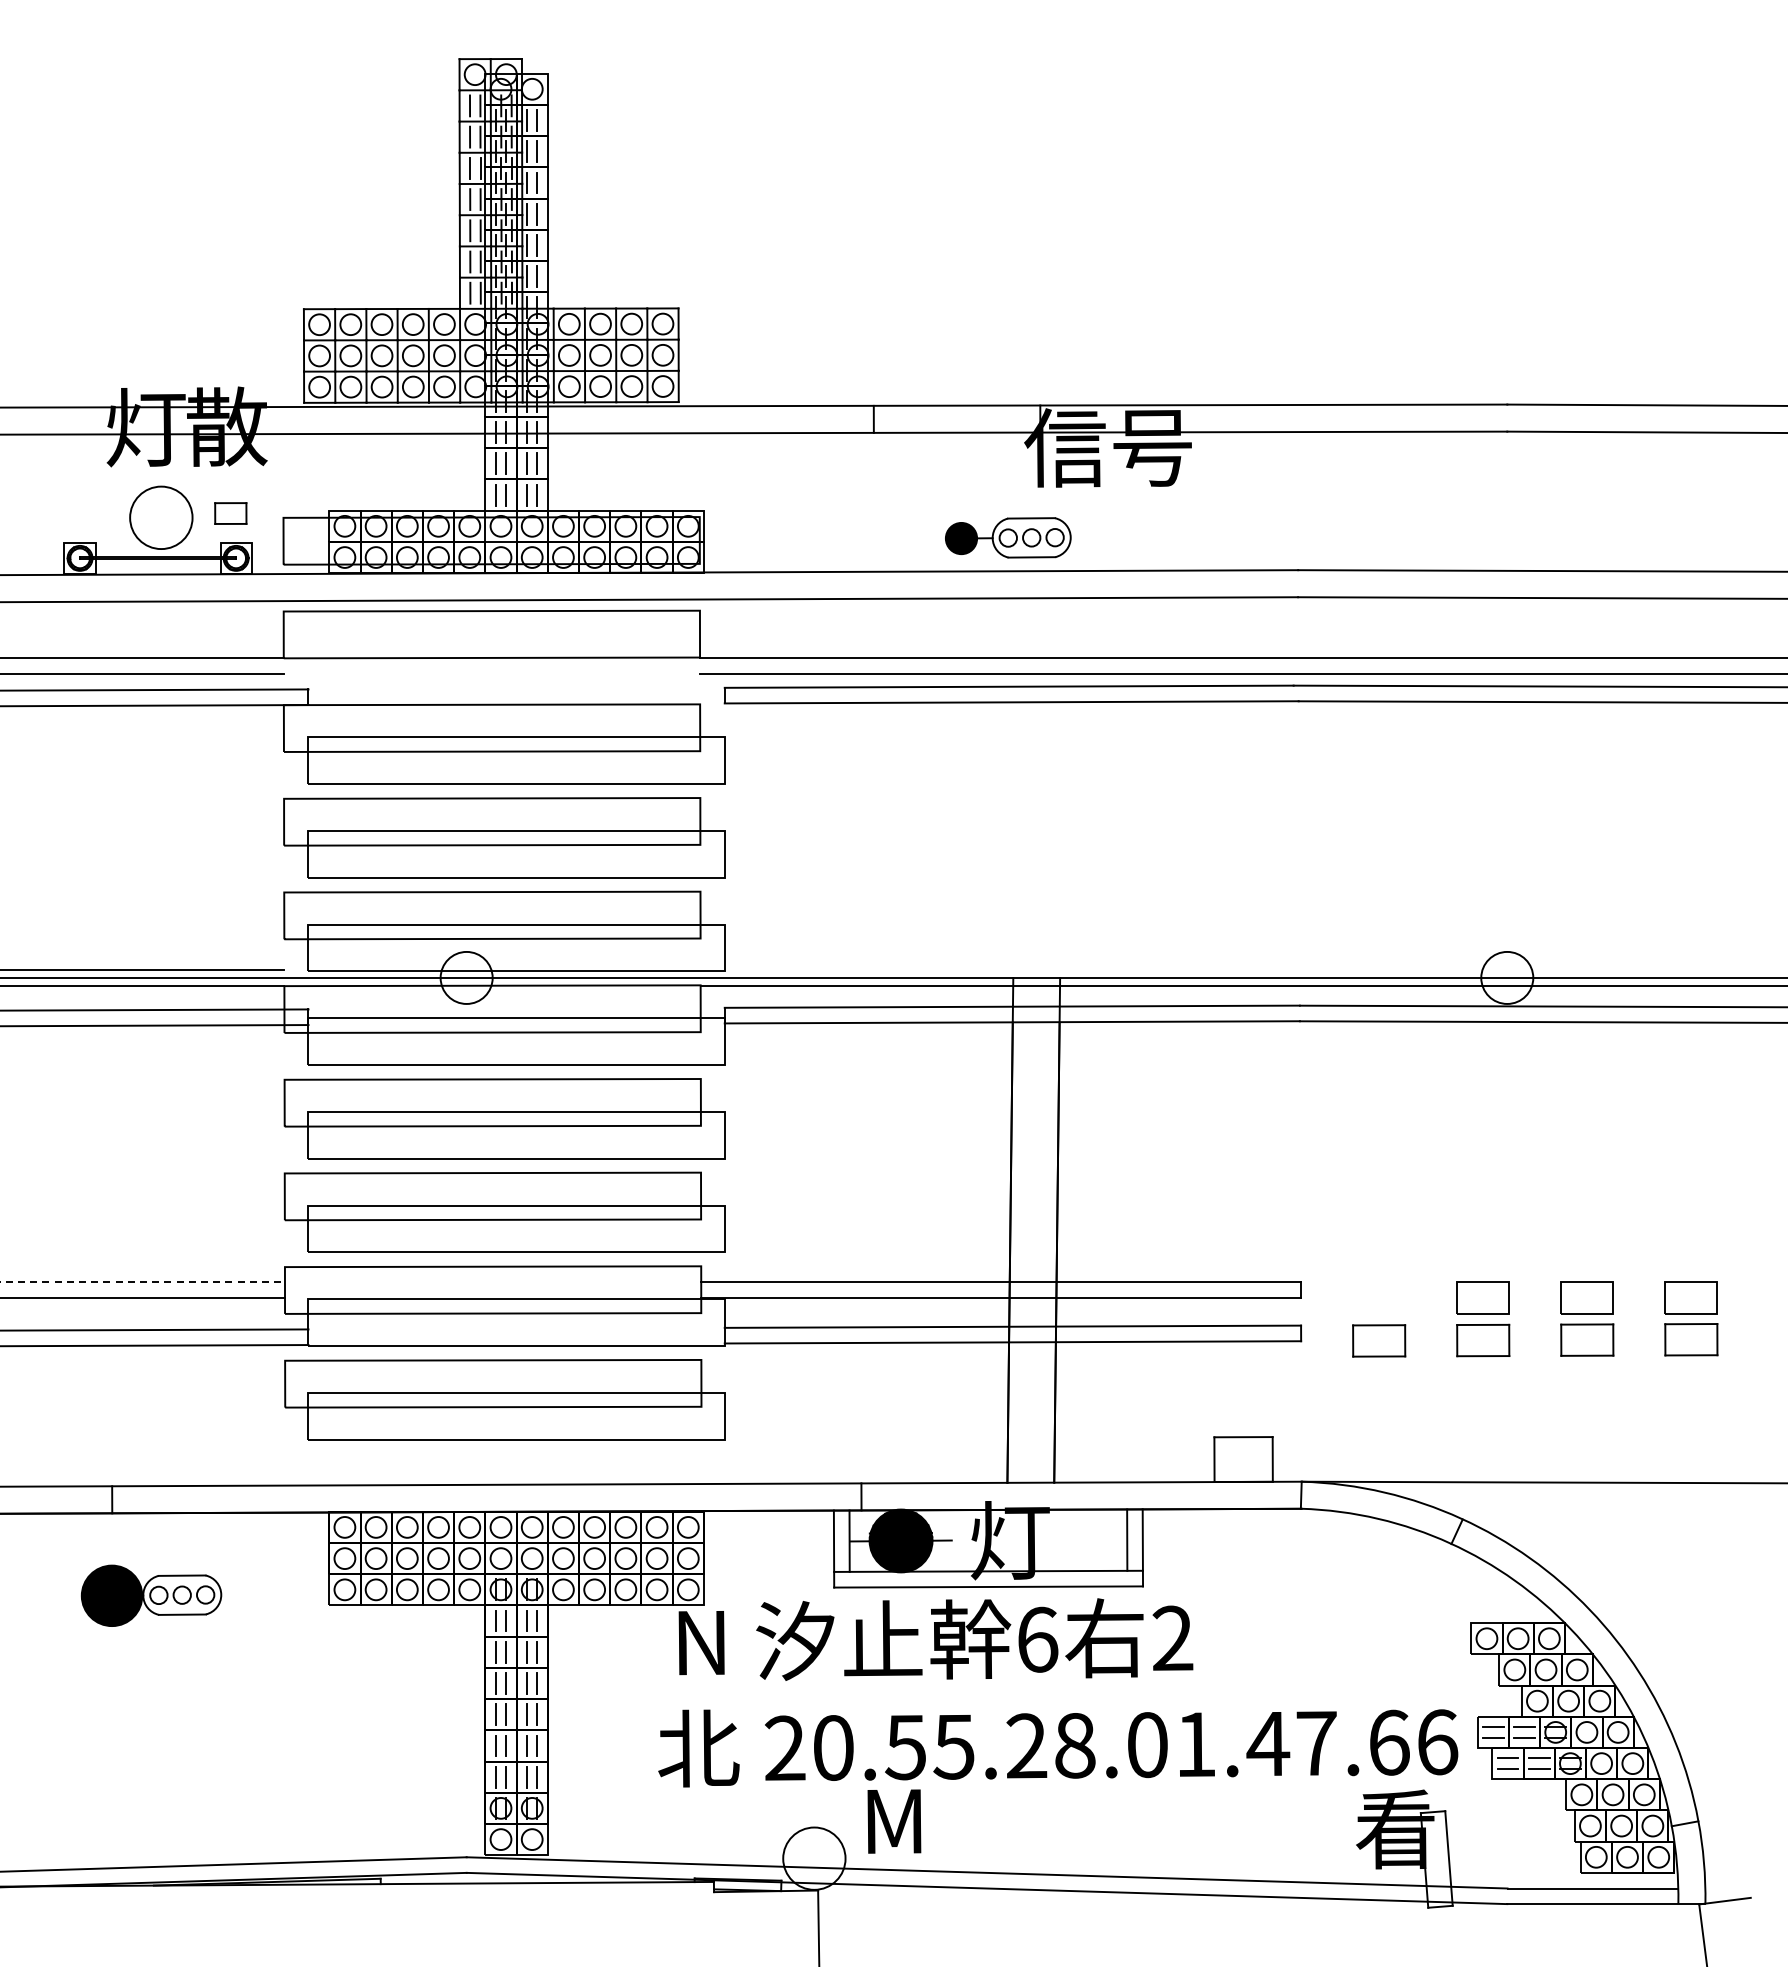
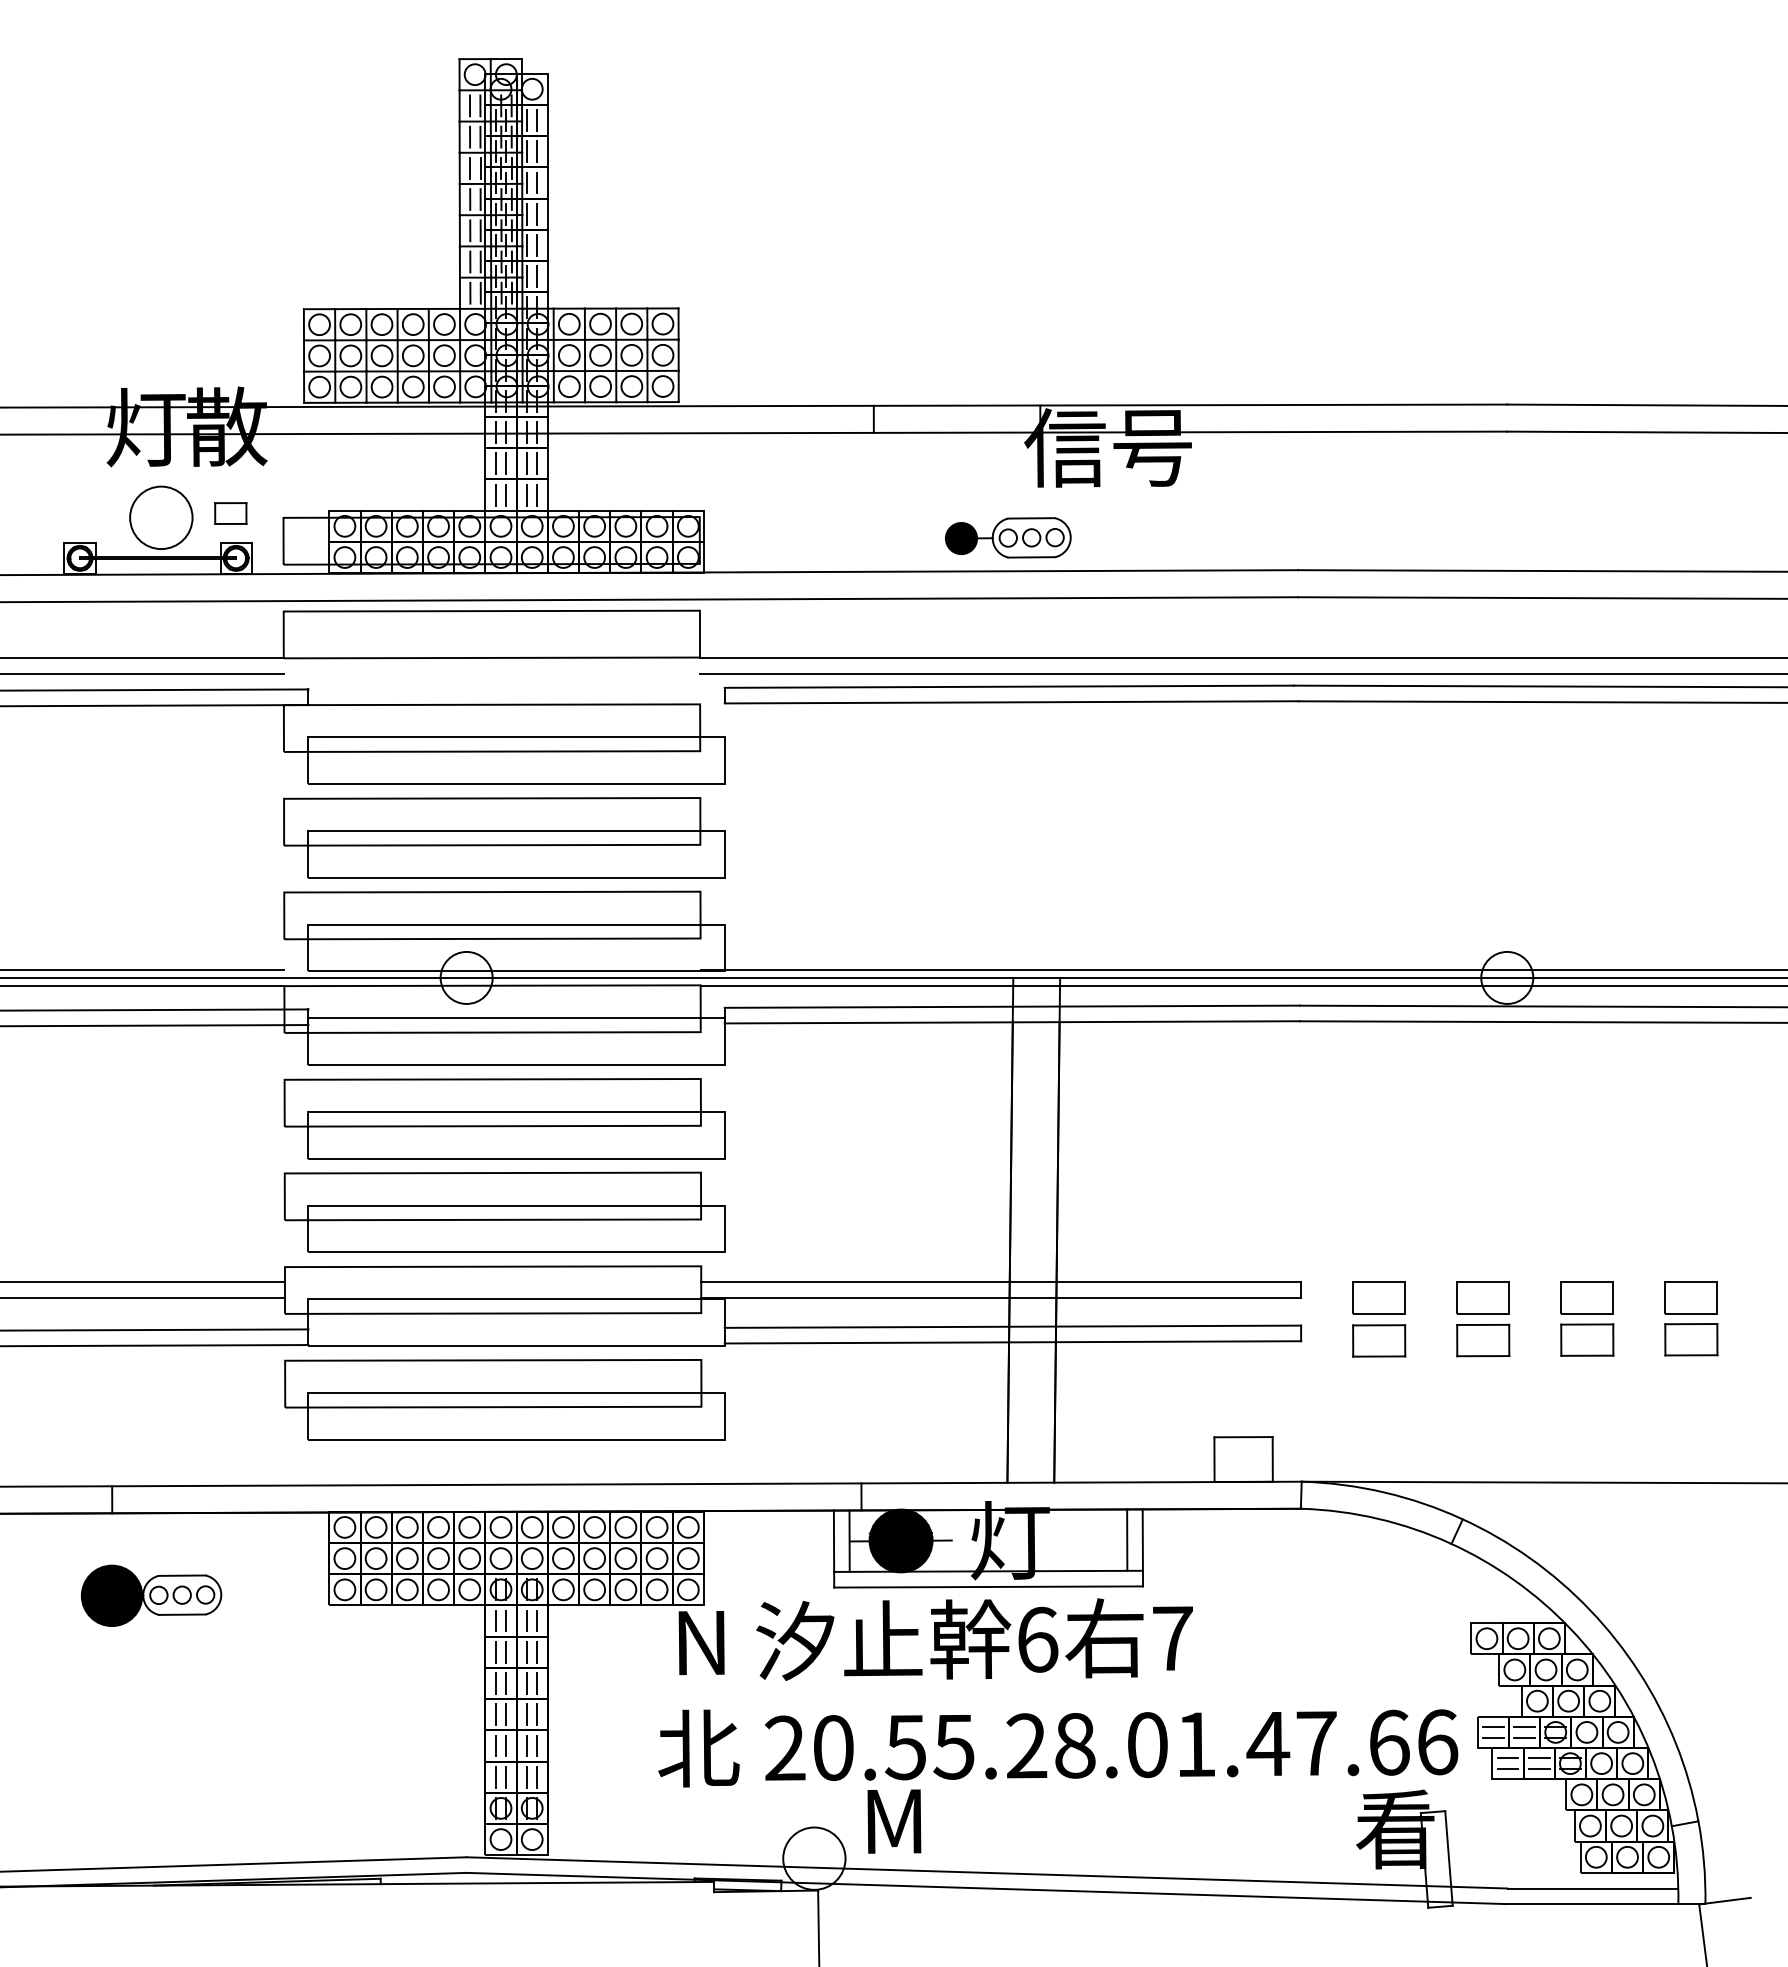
line: none -> present (1242, 970)
line: dashed -> solid (143, 1282)
part: none -> present (1378, 1297)
text: 2 -> 7 (1172, 1637)
